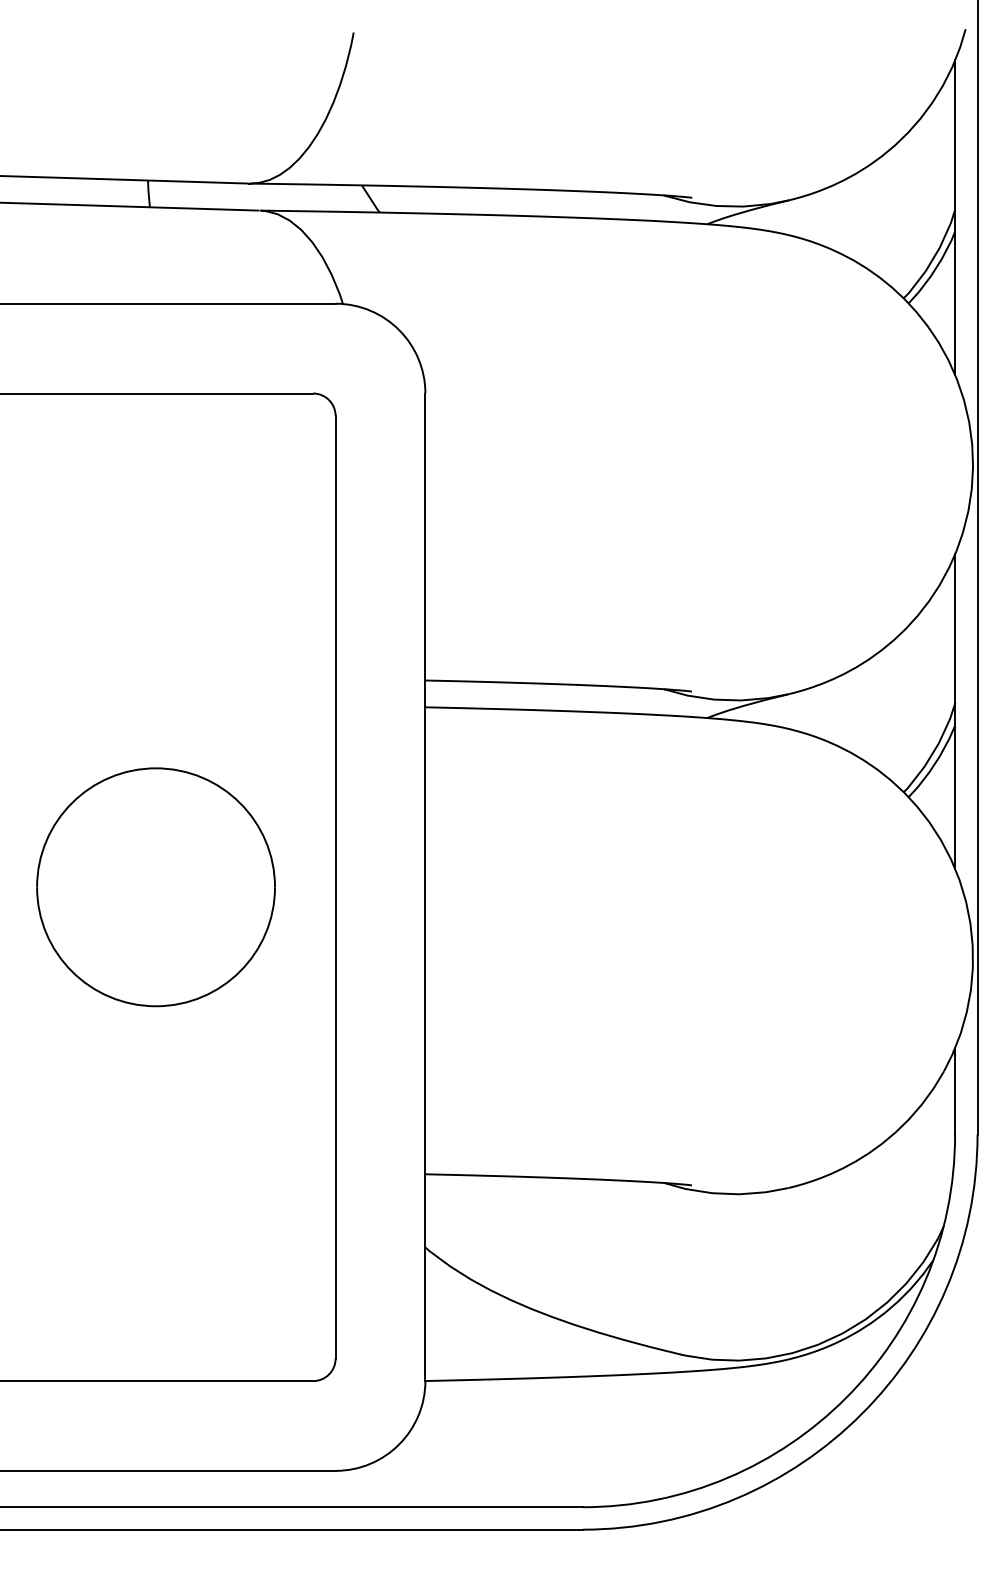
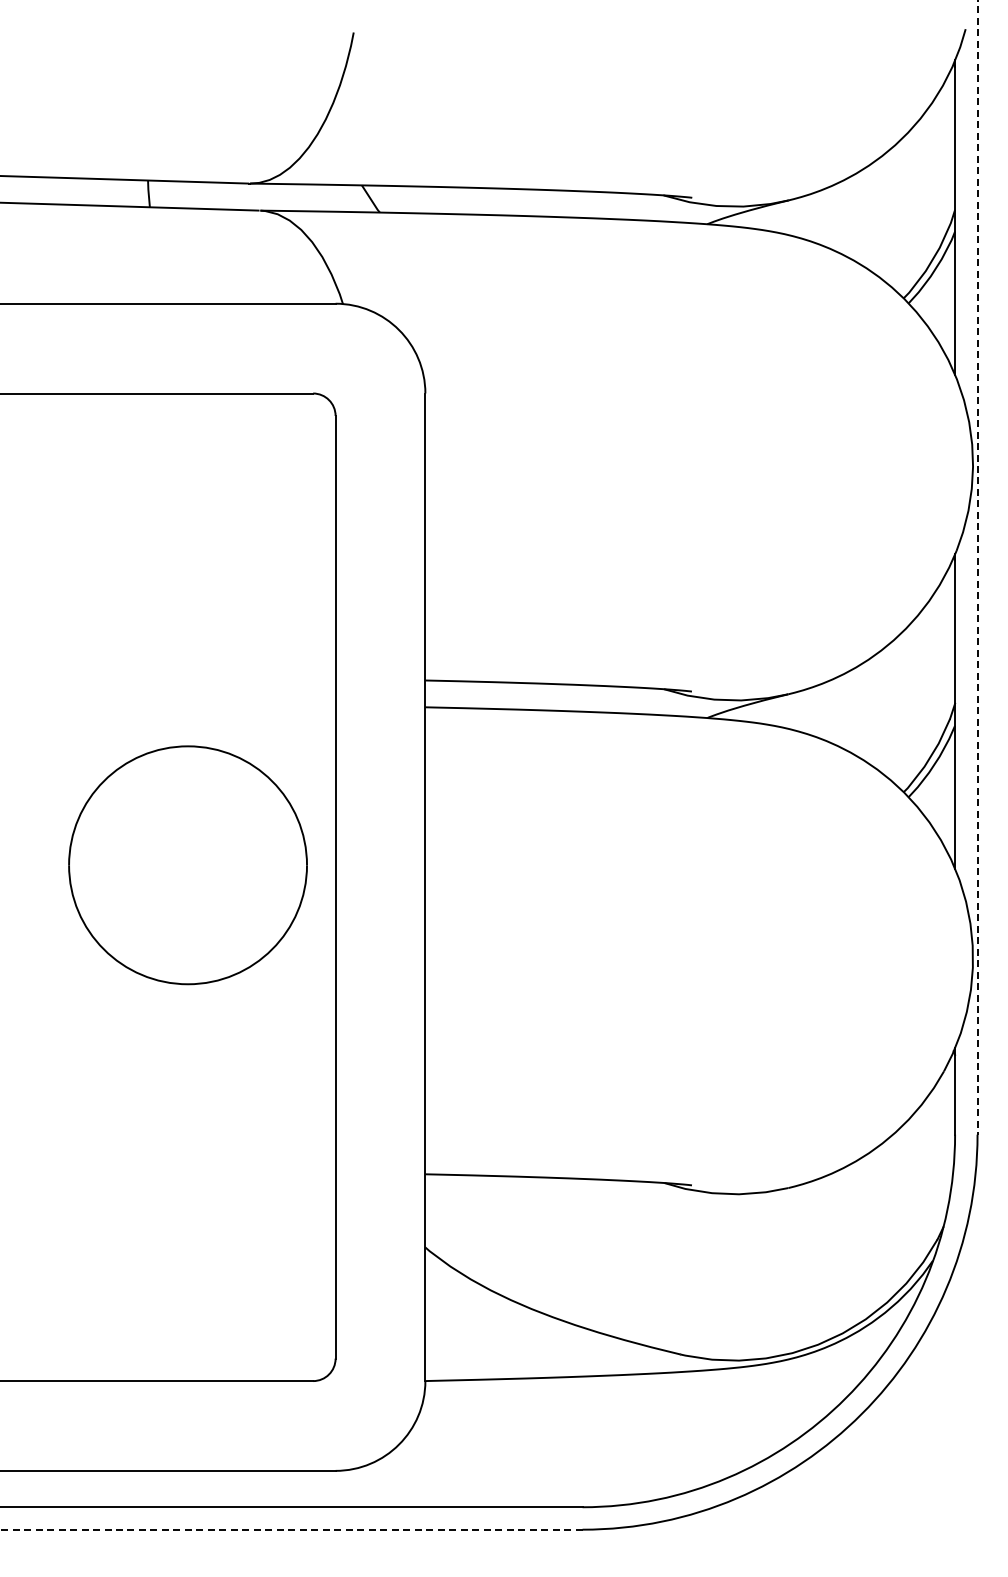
line: solid -> dashed (977, 567)
part position: (155, 887) -> (187, 865) (187, 865)
line: solid -> dashed (291, 1529)
